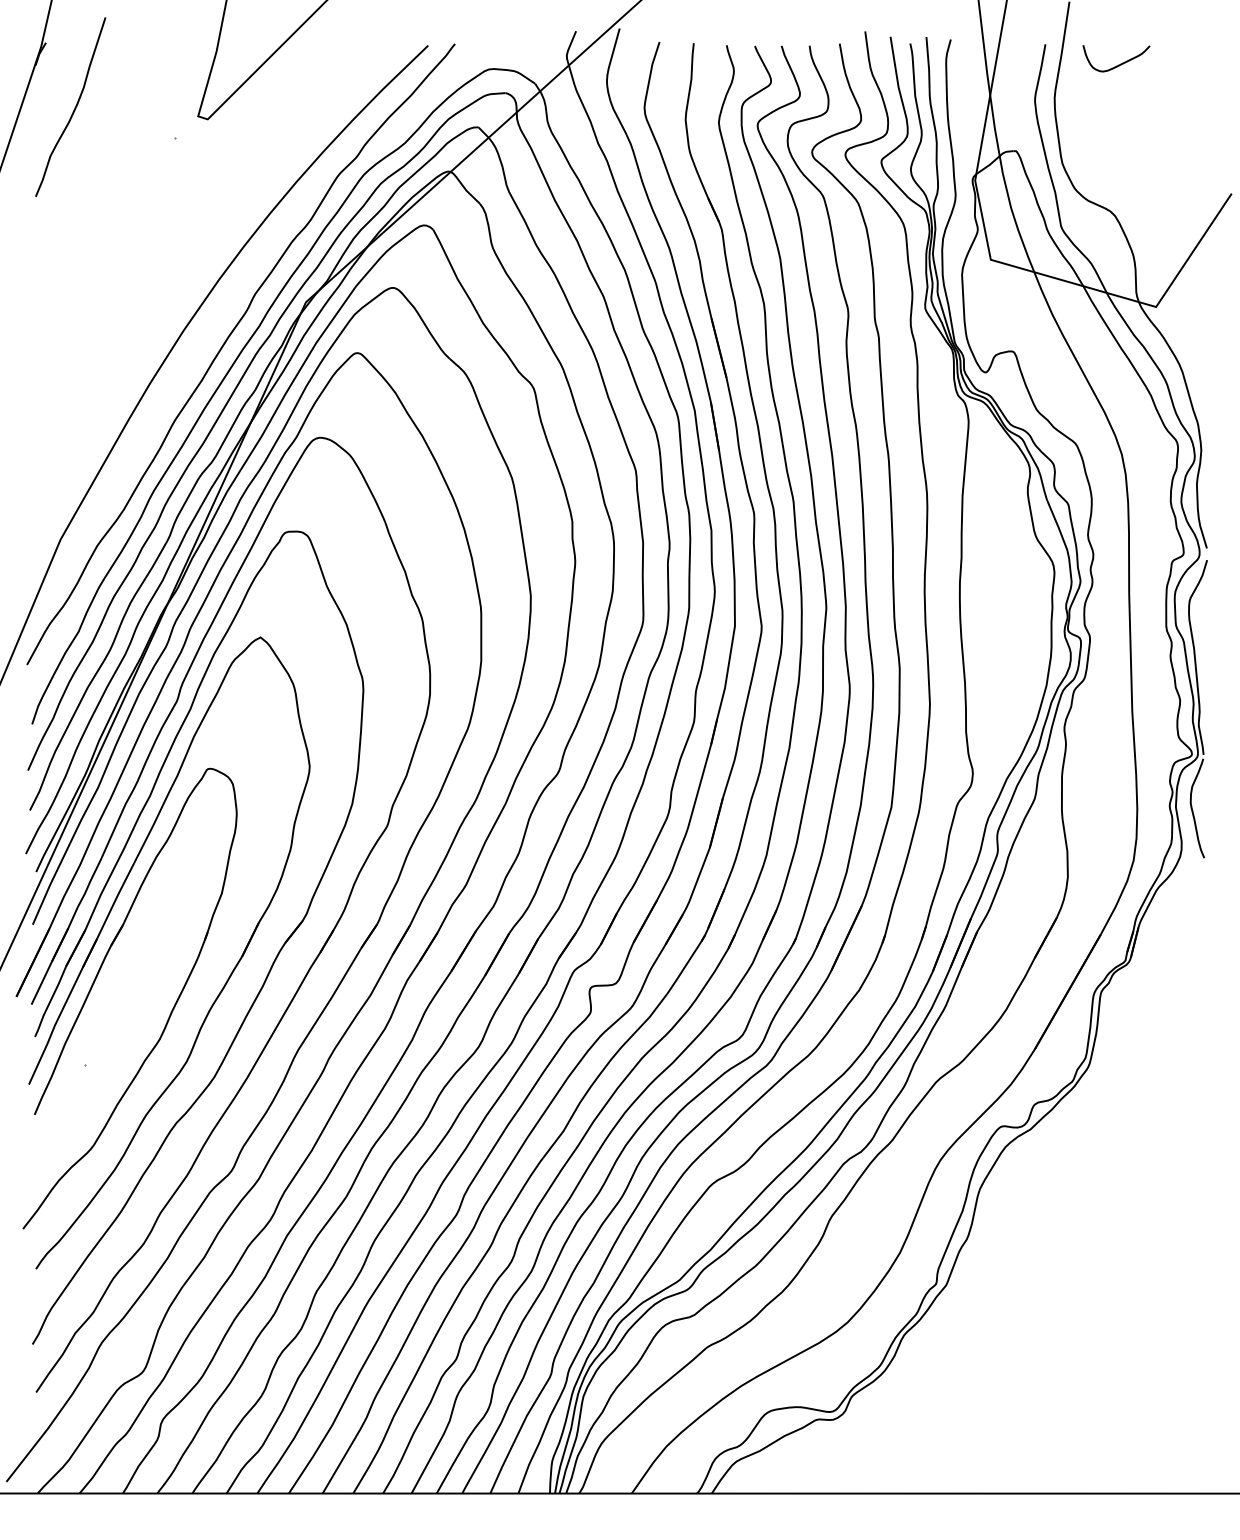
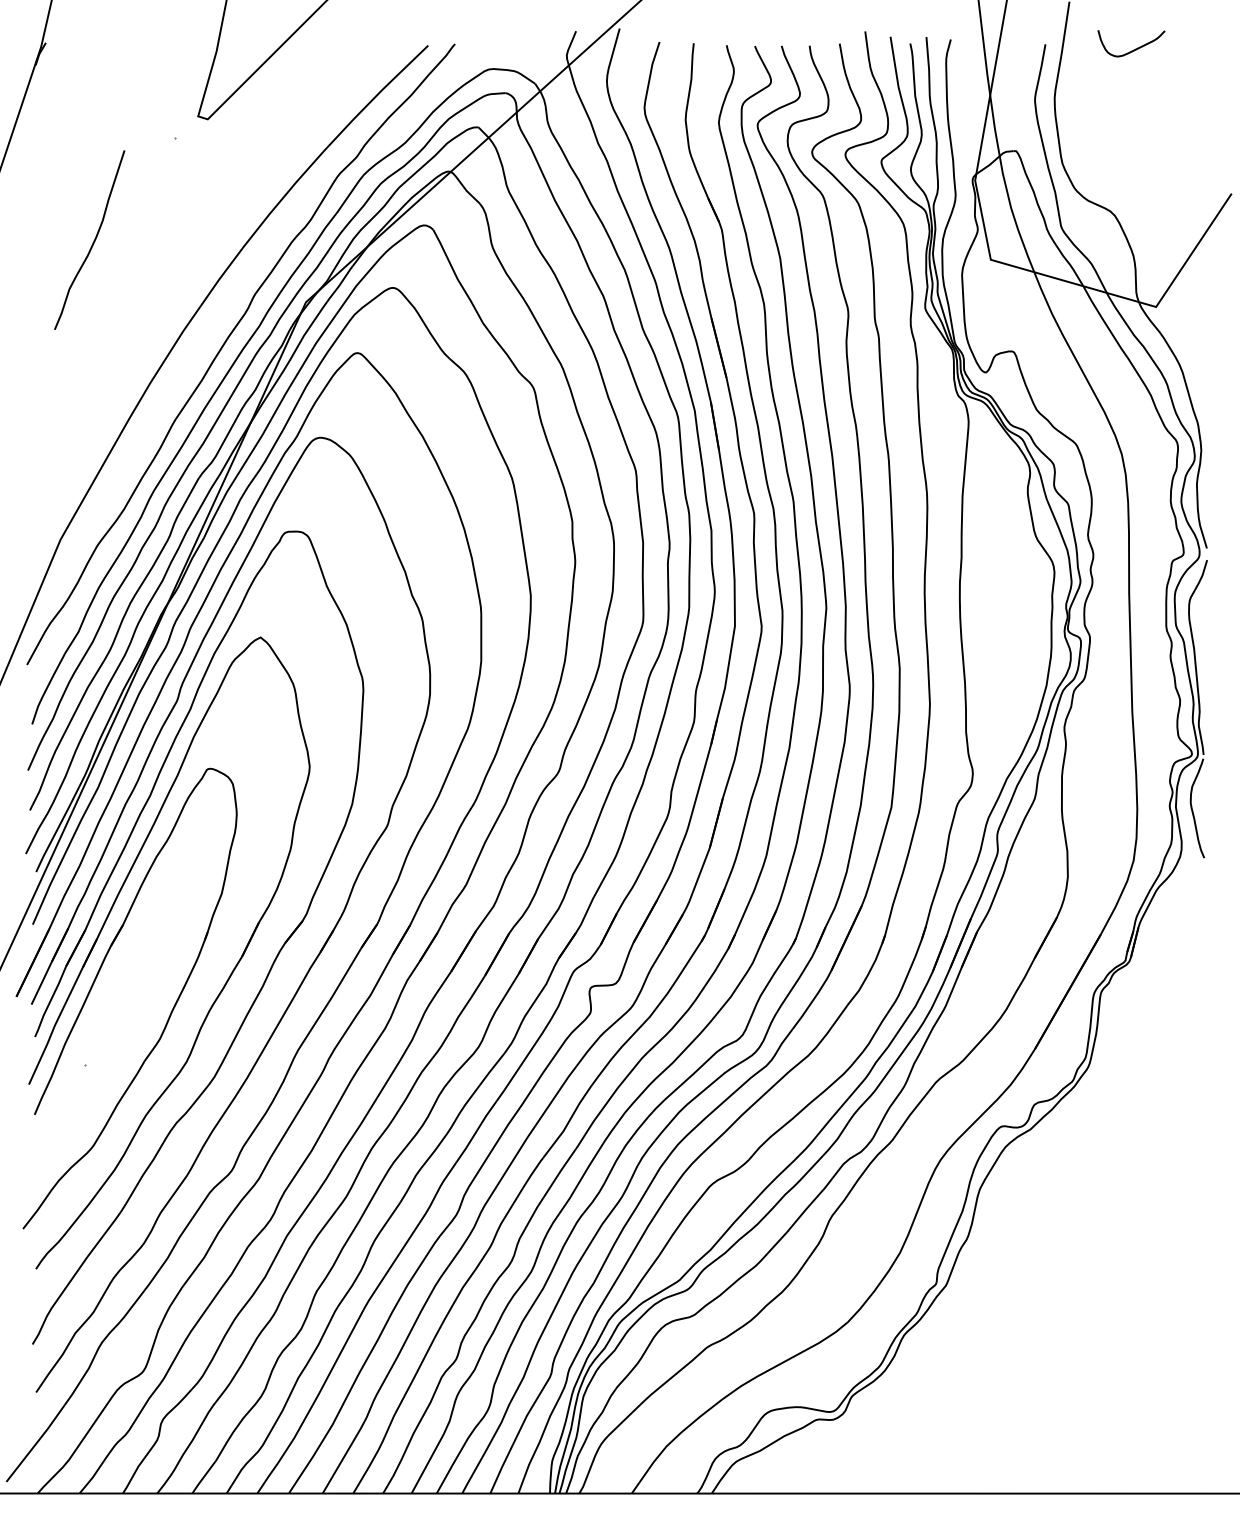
curve position: (1118, 64) -> (1133, 49) (1133, 49)
curve position: (74, 107) -> (93, 240) (93, 240)
